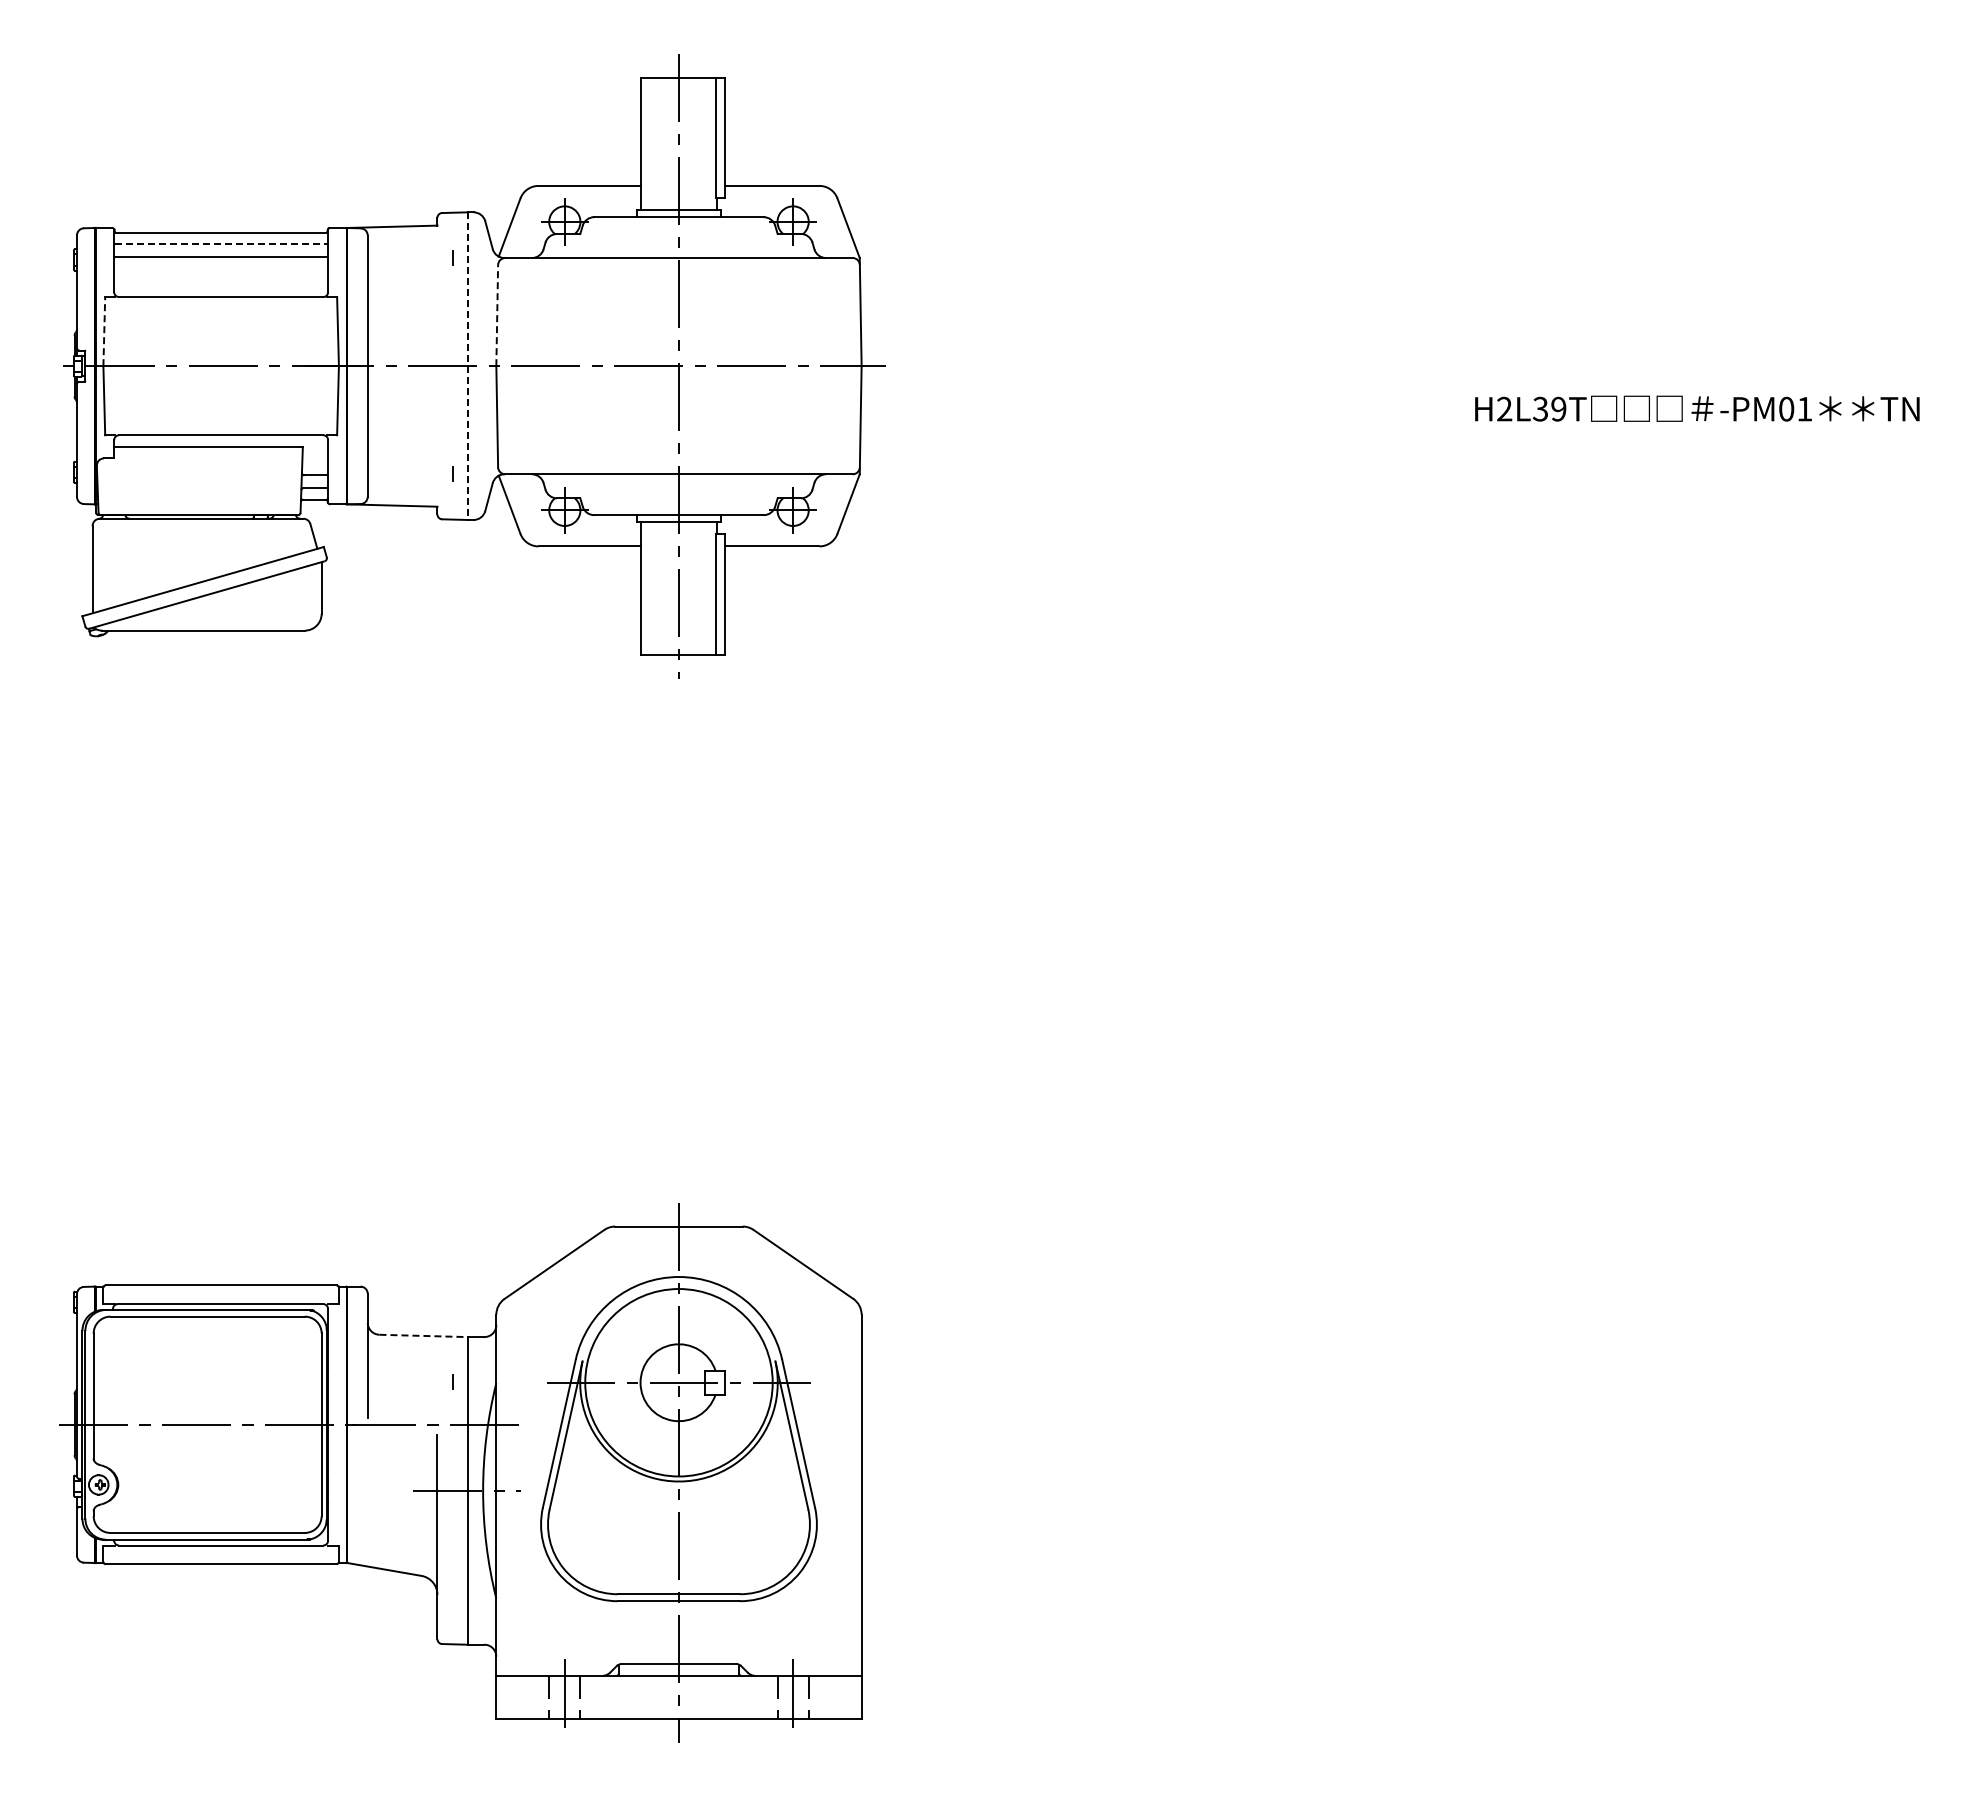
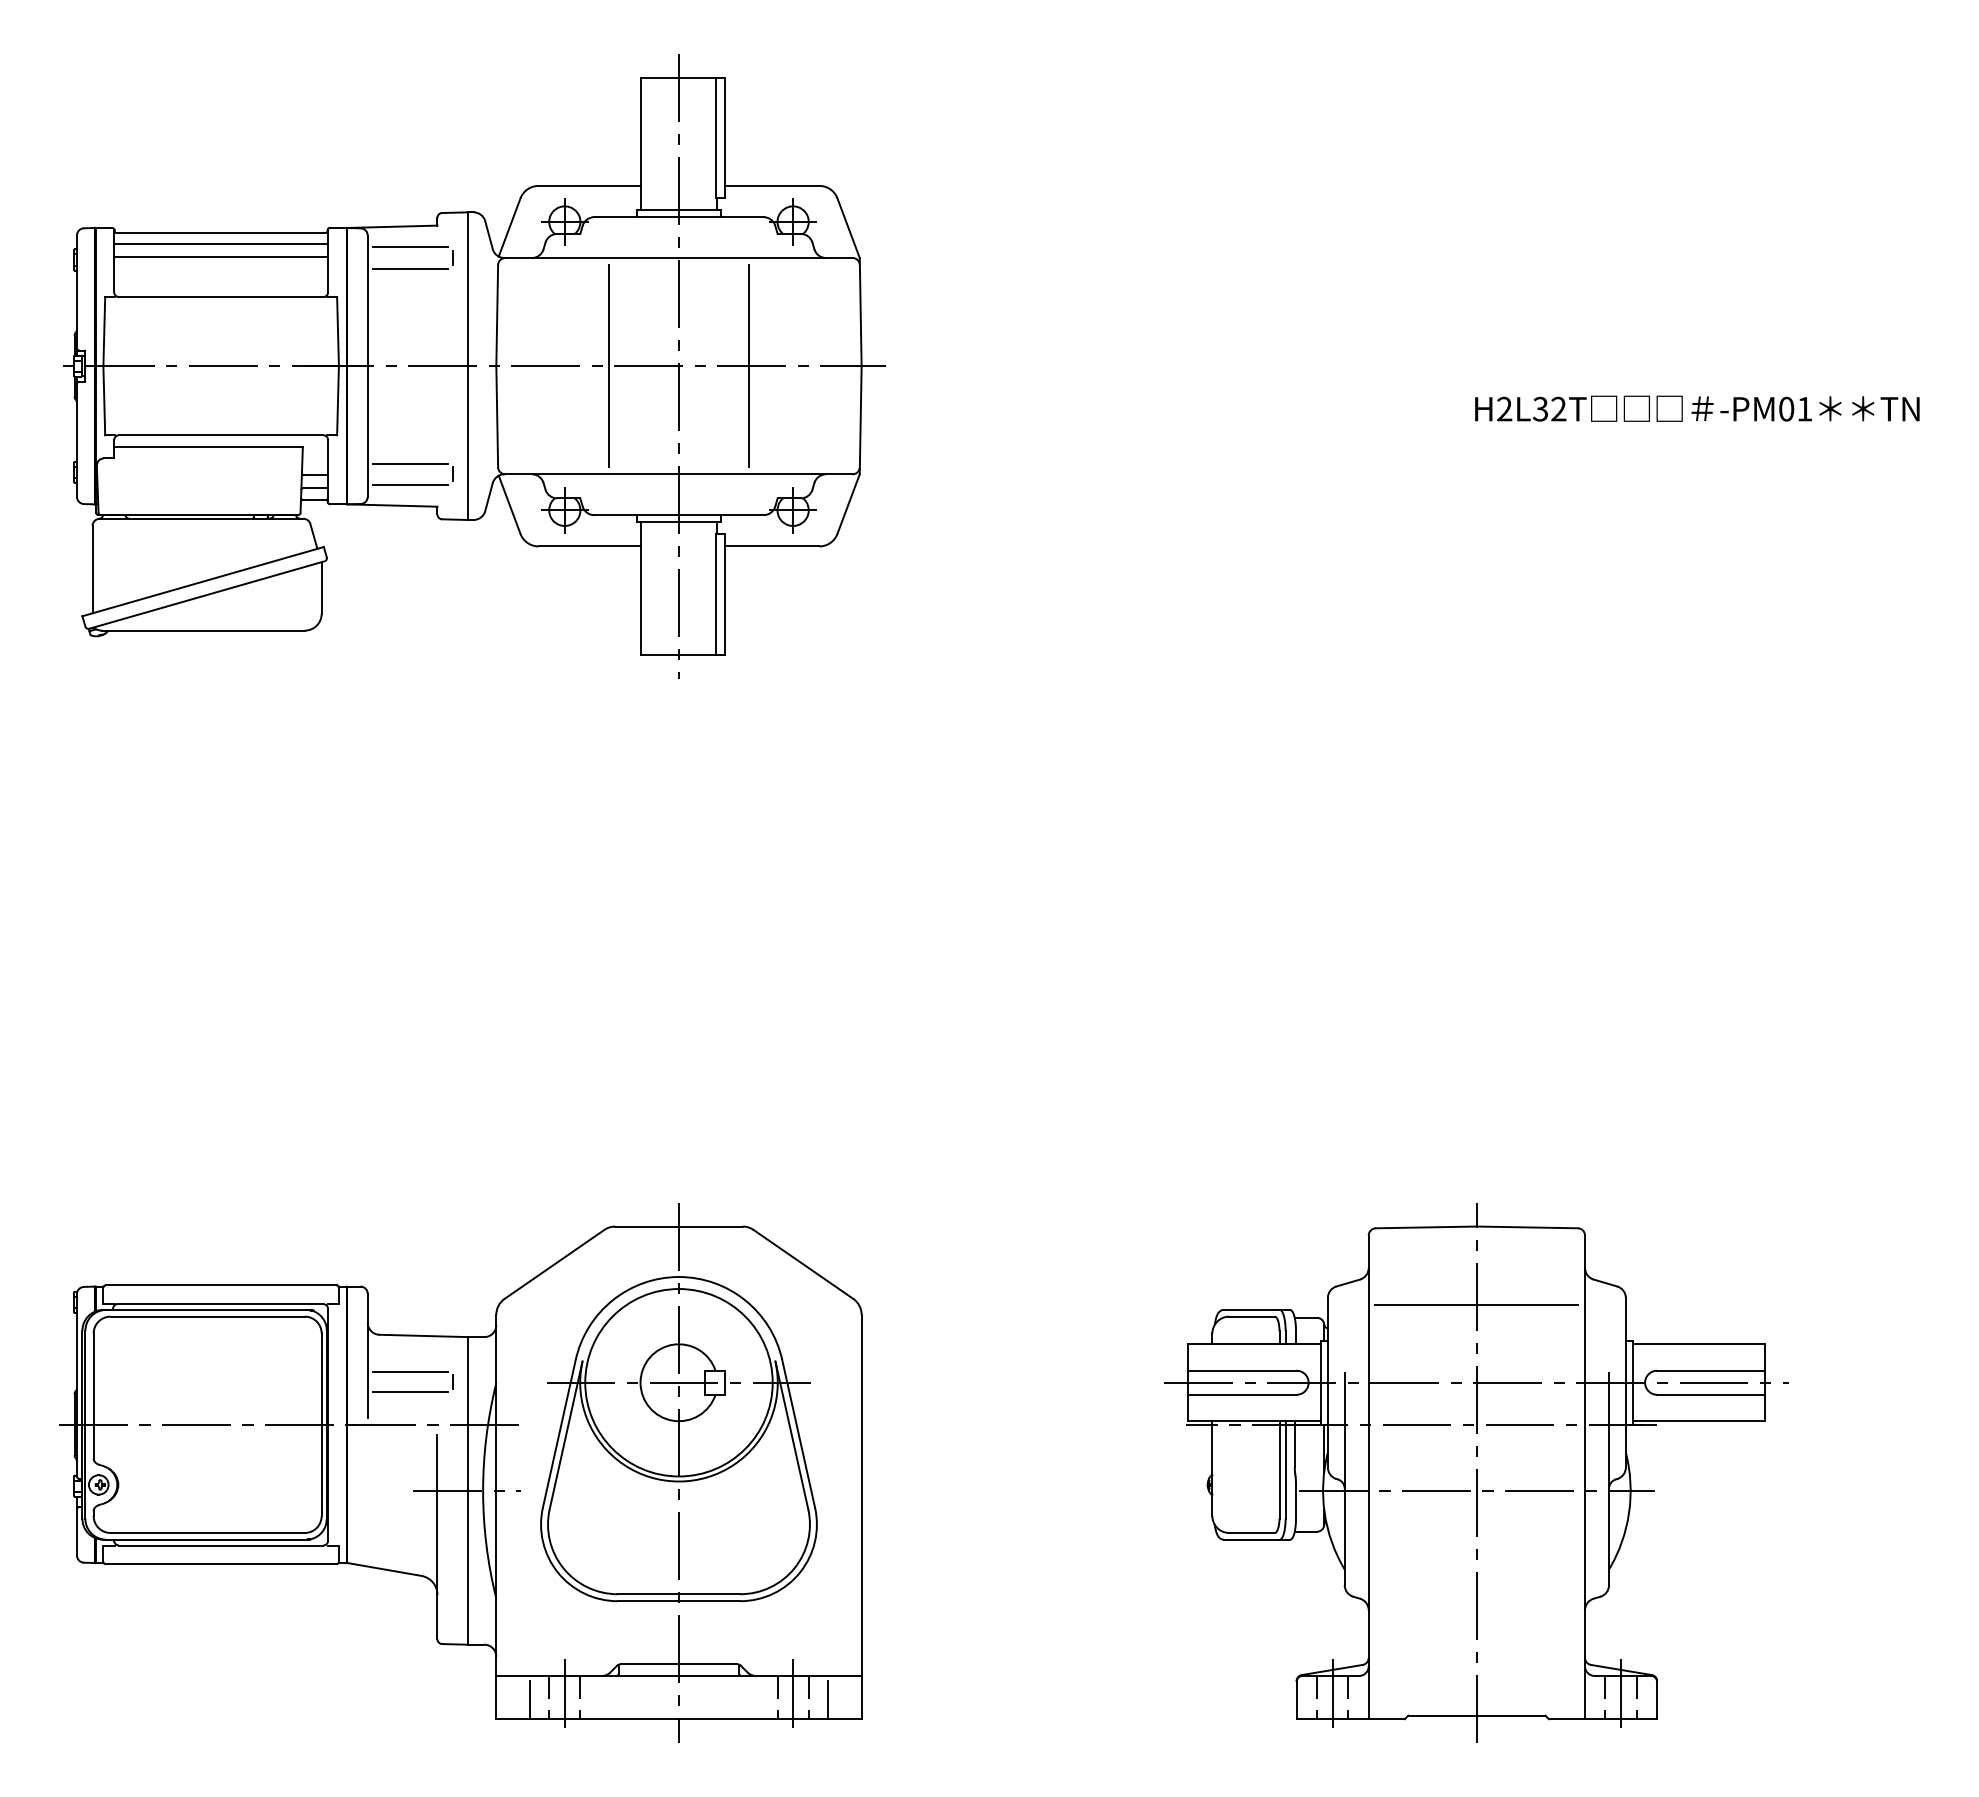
line: dashed -> solid (221, 244)
line: none -> present (409, 247)
line: none -> present (409, 268)
line: dashed -> solid (497, 315)
line: dashed -> solid (104, 331)
line: dashed -> solid (467, 366)
line: none -> present (609, 366)
line: none -> present (748, 366)
text: H2L39T -> H2L32T (1558, 409)
line: none -> present (409, 463)
line: none -> present (409, 485)
line: dashed -> solid (423, 1335)
line: none -> present (409, 1372)
line: none -> present (409, 1392)
part: none -> present (1476, 1472)
line: none -> present (529, 1699)
line: none -> present (827, 1699)
